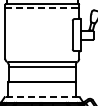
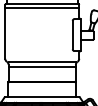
line: dashed -> solid (42, 8)
line: dashed -> solid (42, 96)
